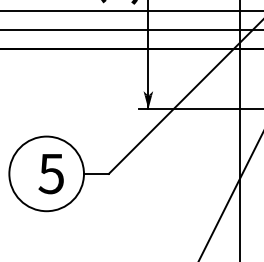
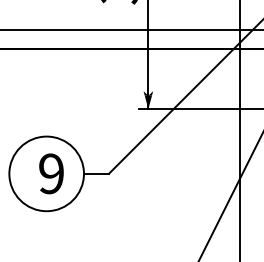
line: present -> none (131, 11)
text: 5 -> 9 (50, 173)
